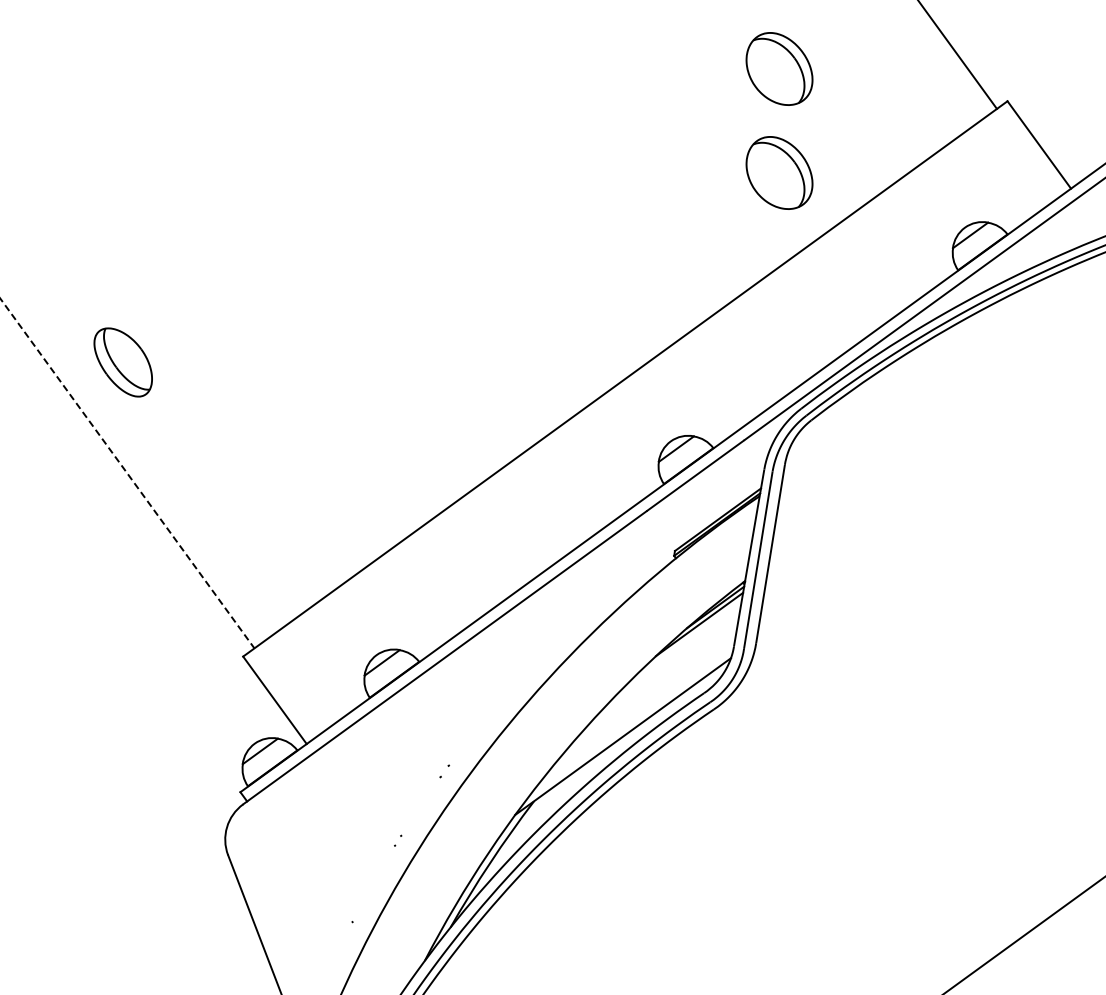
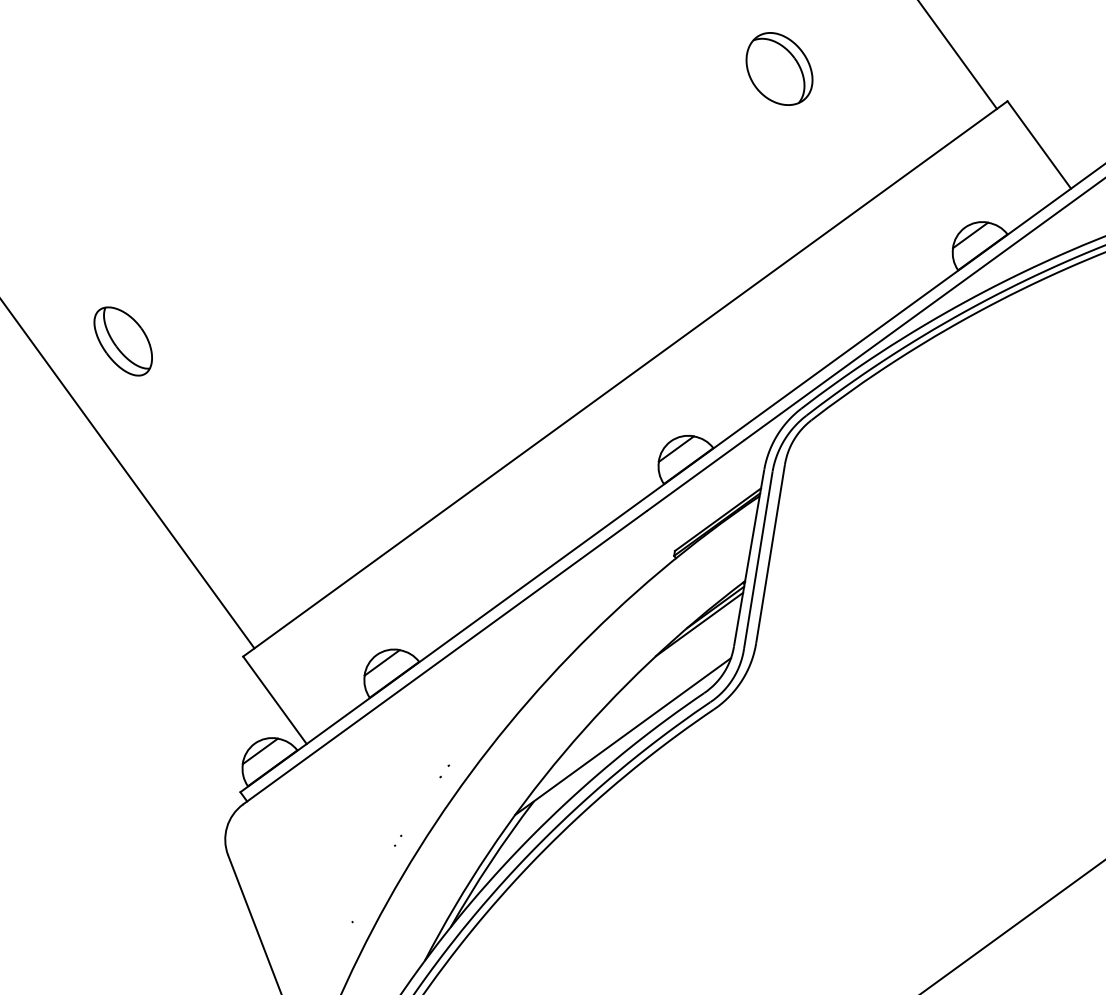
part: present -> none (779, 172)
part position: (122, 362) -> (122, 341) (122, 341)
line: dashed -> solid (127, 473)
line position: (1024, 934) -> (1012, 926) (1012, 926)
